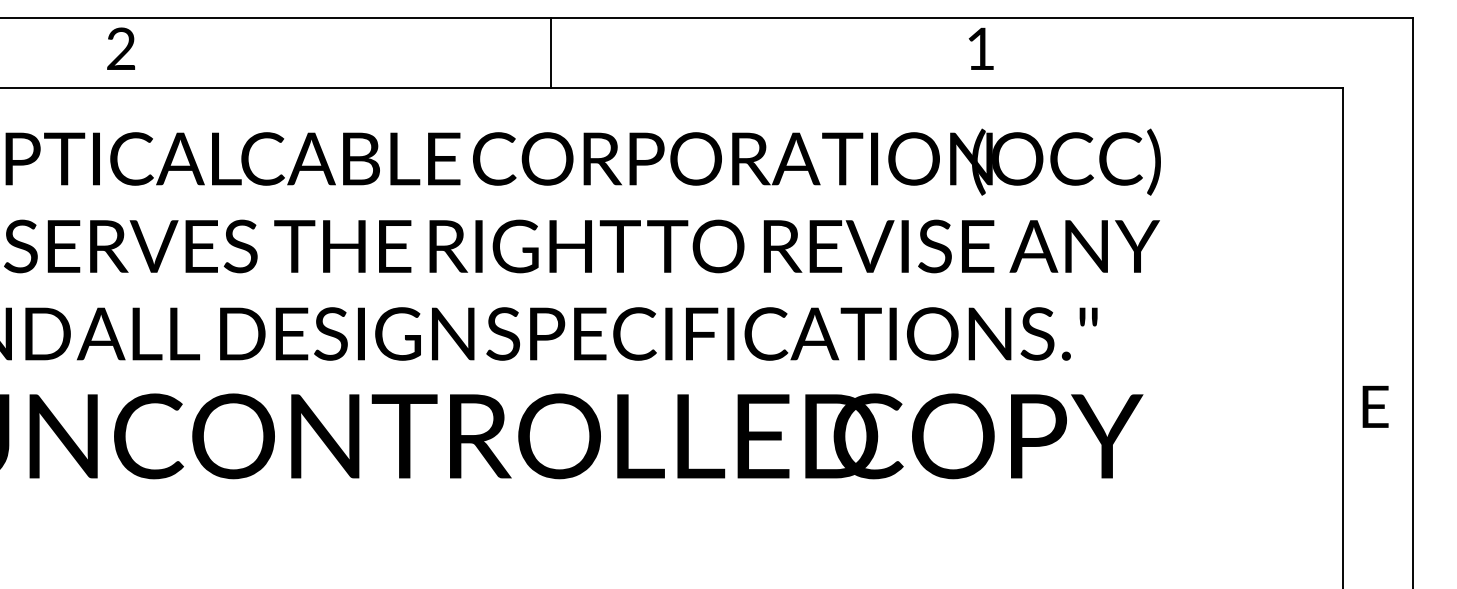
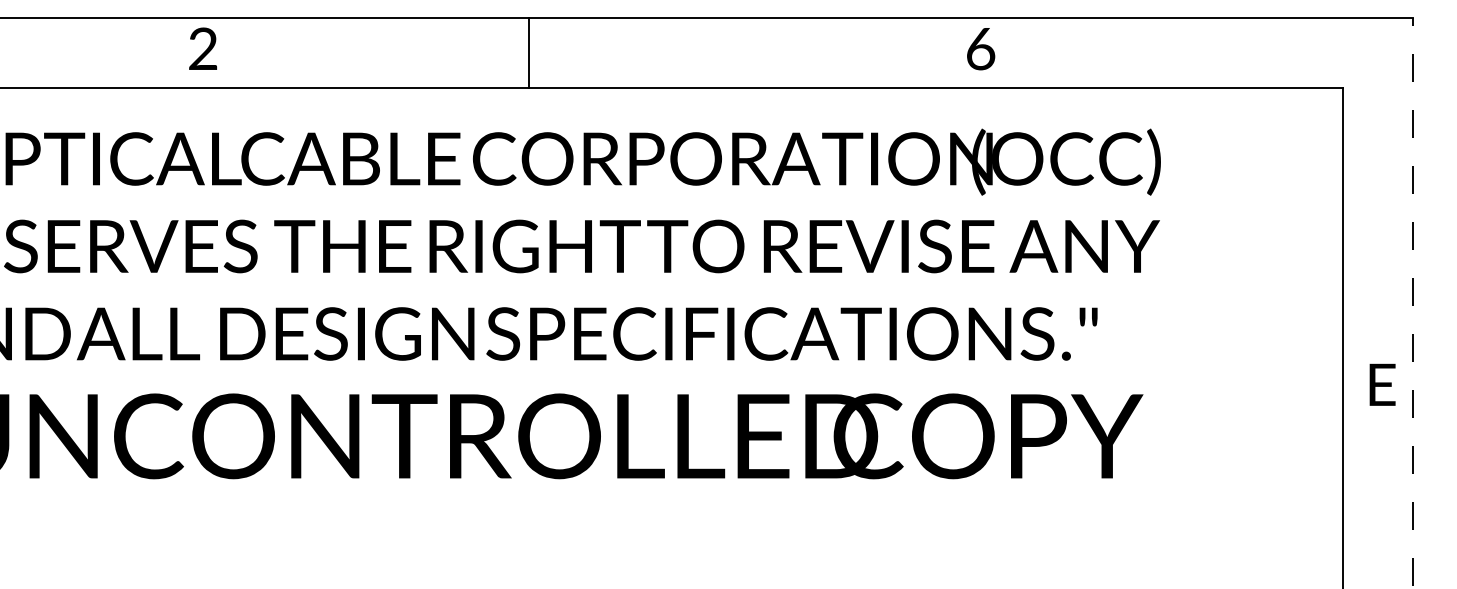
text position: (120, 48) -> (202, 48) (202, 48)
text: 1 -> 6 (981, 48)
line position: (551, 52) -> (529, 52) (529, 52)
line: solid -> dashed (1413, 302)
text position: (1375, 406) -> (1382, 384) (1382, 384)
